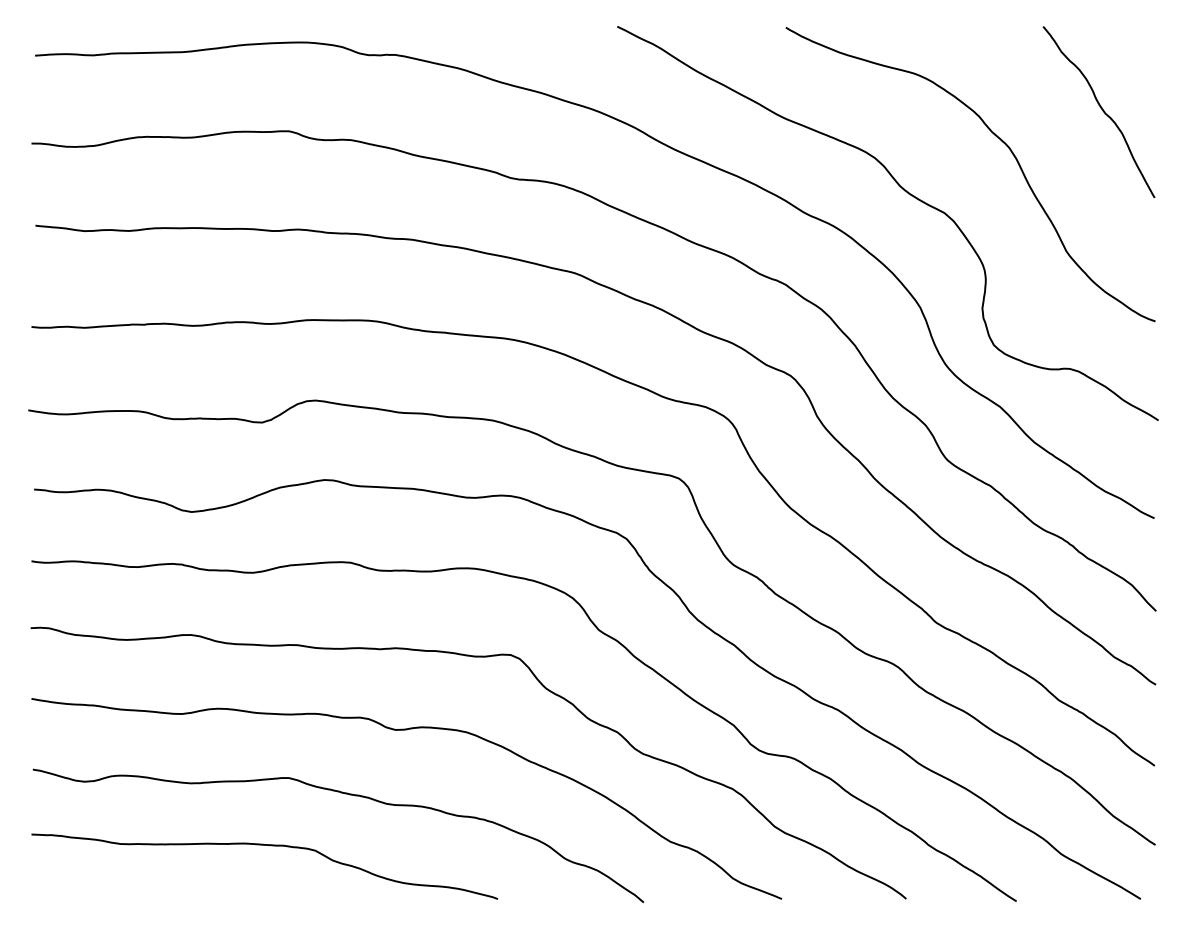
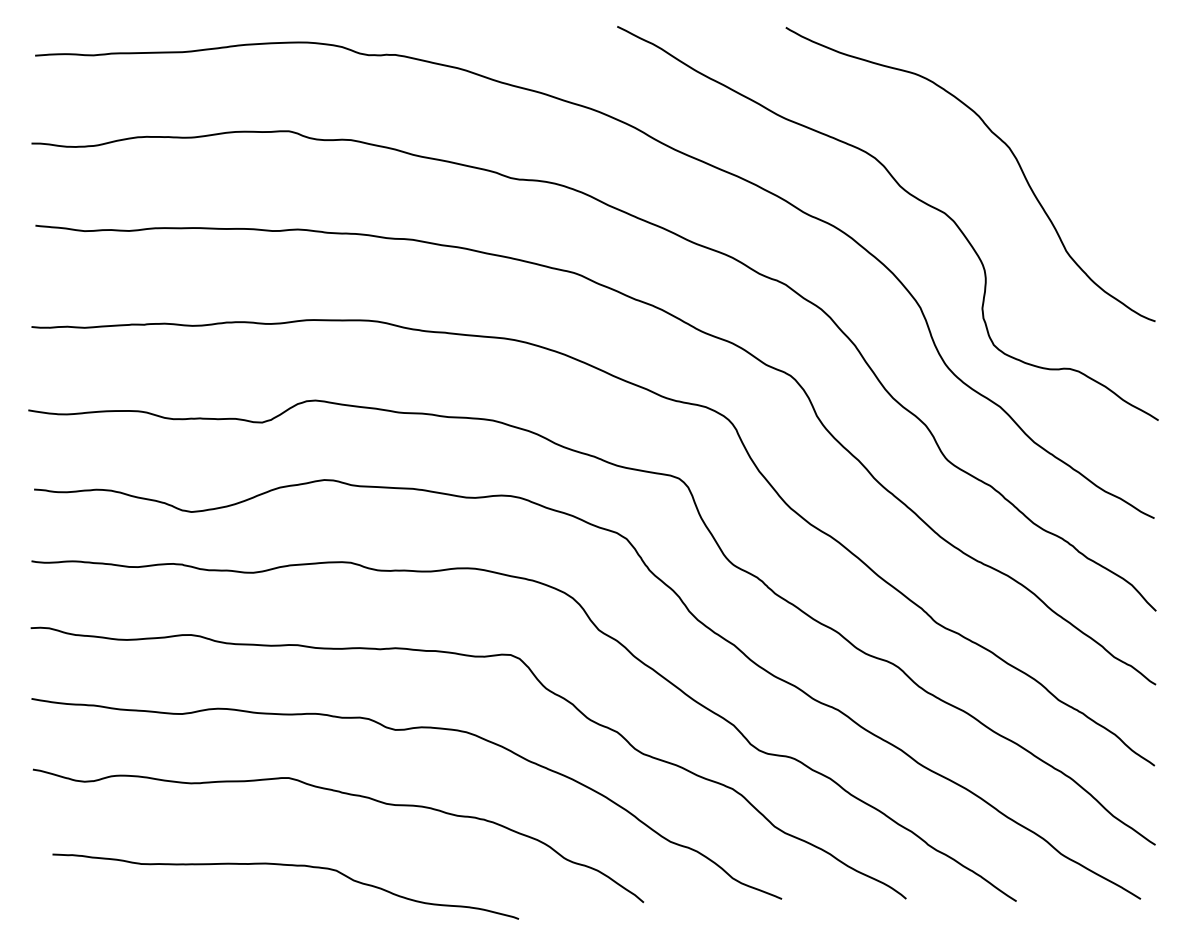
curve: present -> none (1102, 111)
curve position: (270, 846) -> (291, 866) (291, 866)
